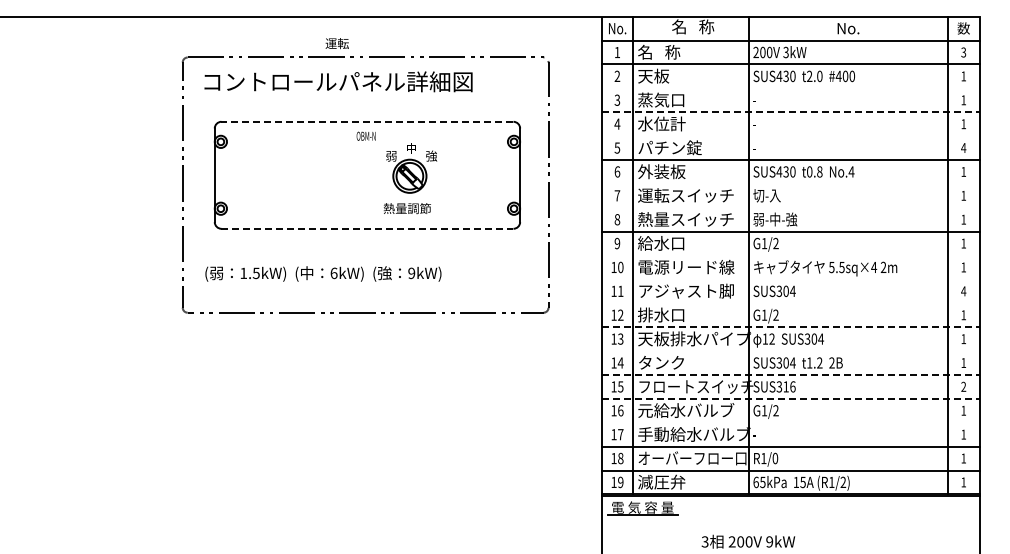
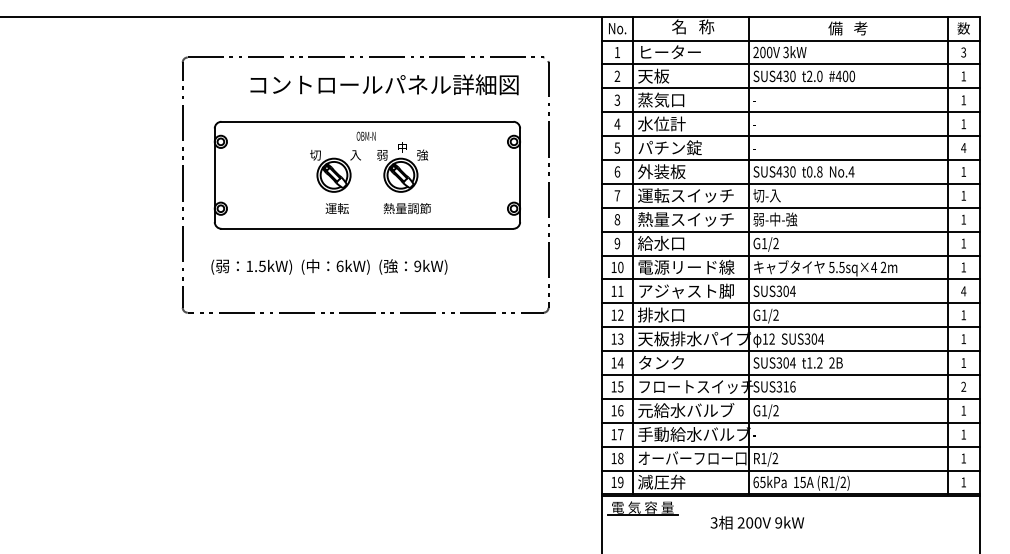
text: No. -> 備   考 (847, 28)
text position: (336, 43) -> (336, 208) (336, 208)
text: 名   称 -> ヒーター (669, 51)
text position: (338, 81) -> (384, 84) (384, 84)
line: none -> present (790, 88)
line: dashed -> solid (791, 112)
line: dashed -> solid (366, 121)
line: none -> present (790, 136)
part position: (411, 168) -> (402, 167) (402, 167)
part: none -> present (335, 171)
line: none -> present (790, 183)
line: none -> present (790, 207)
line: dashed -> solid (367, 228)
line: none -> present (790, 255)
text position: (323, 273) -> (329, 266) (329, 266)
line: none -> present (790, 279)
line: none -> present (790, 303)
line: dashed -> solid (791, 327)
line: none -> present (790, 351)
line: dashed -> solid (791, 374)
line: dashed -> solid (791, 398)
line: none -> present (790, 422)
text: R1/0 -> R1/2 (775, 458)
text position: (748, 541) -> (757, 522) (757, 522)
